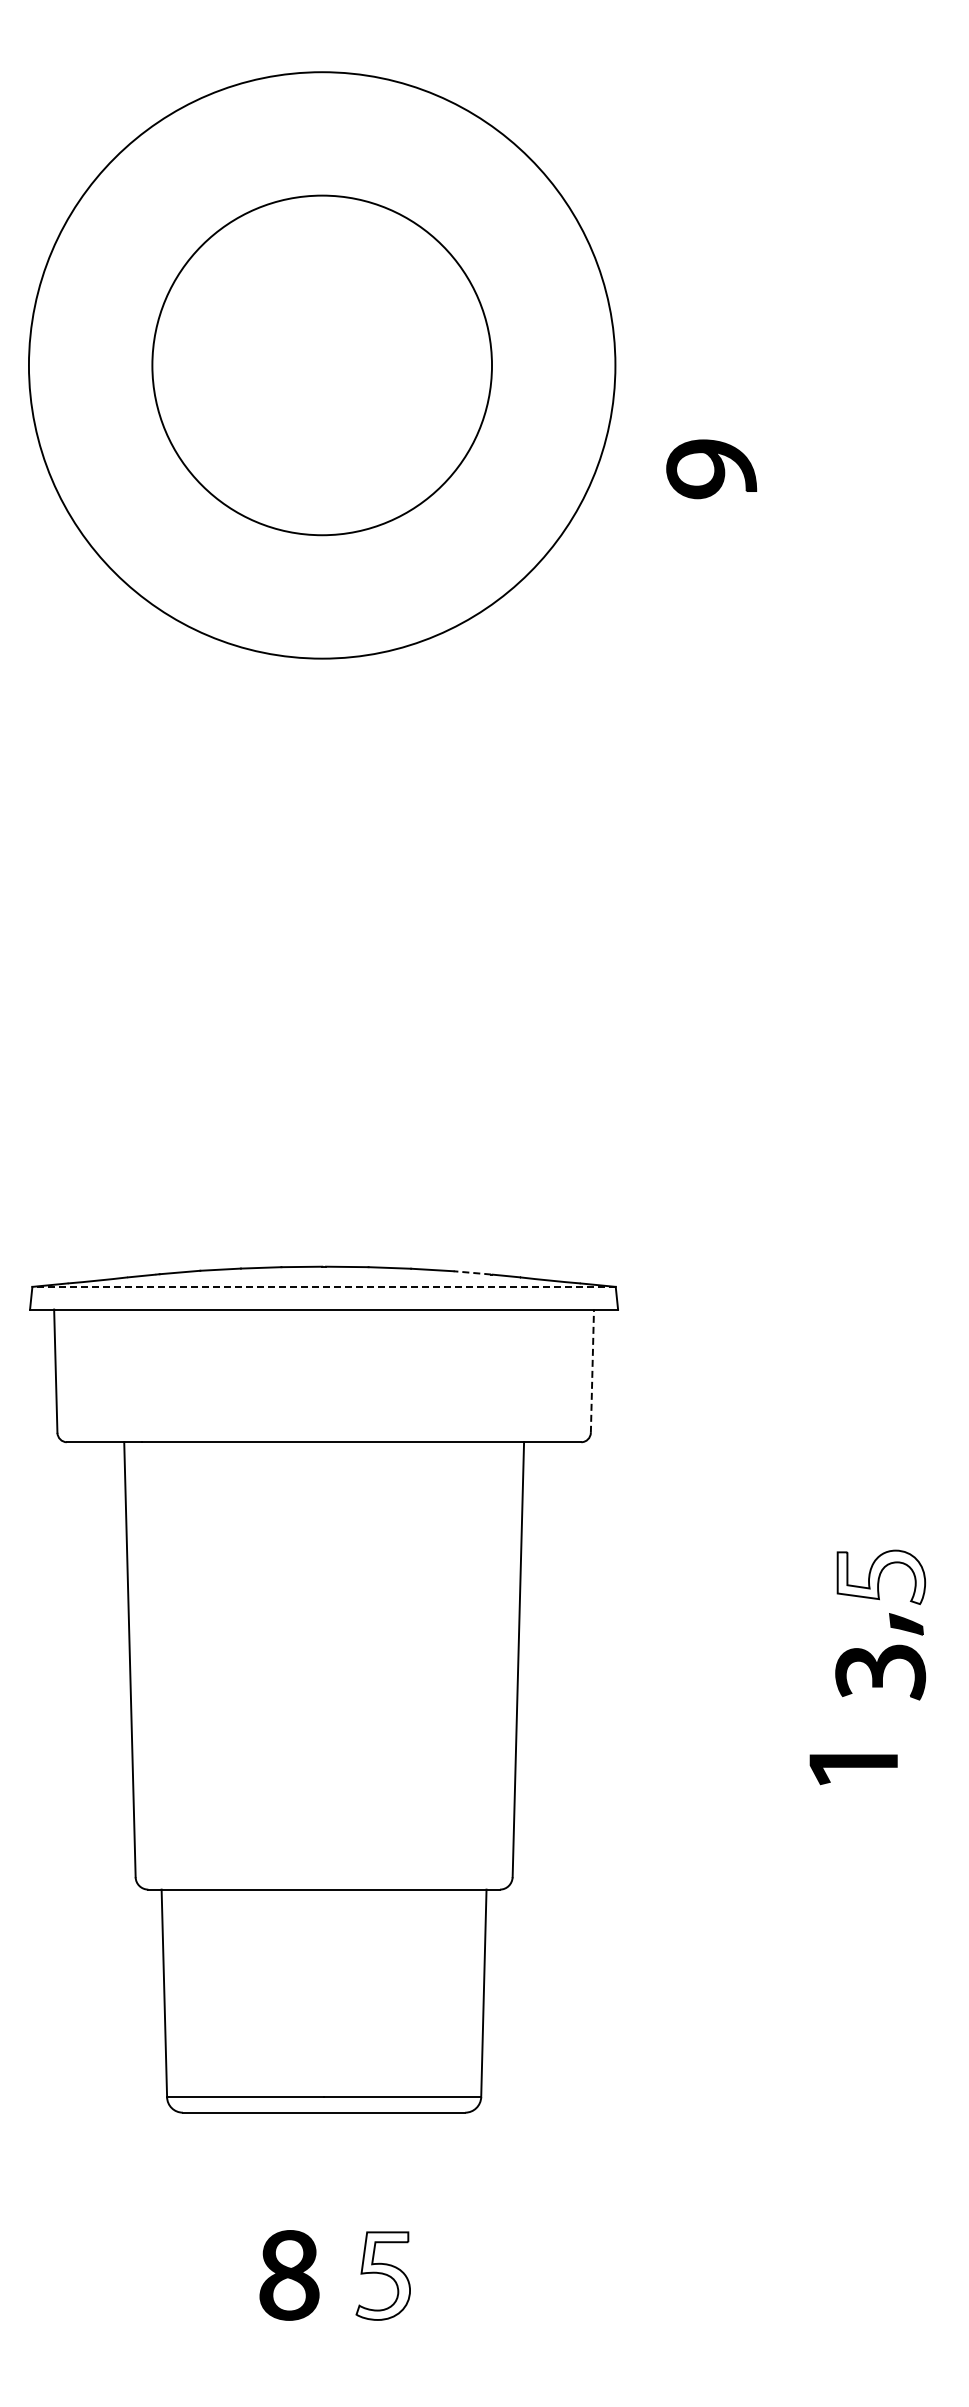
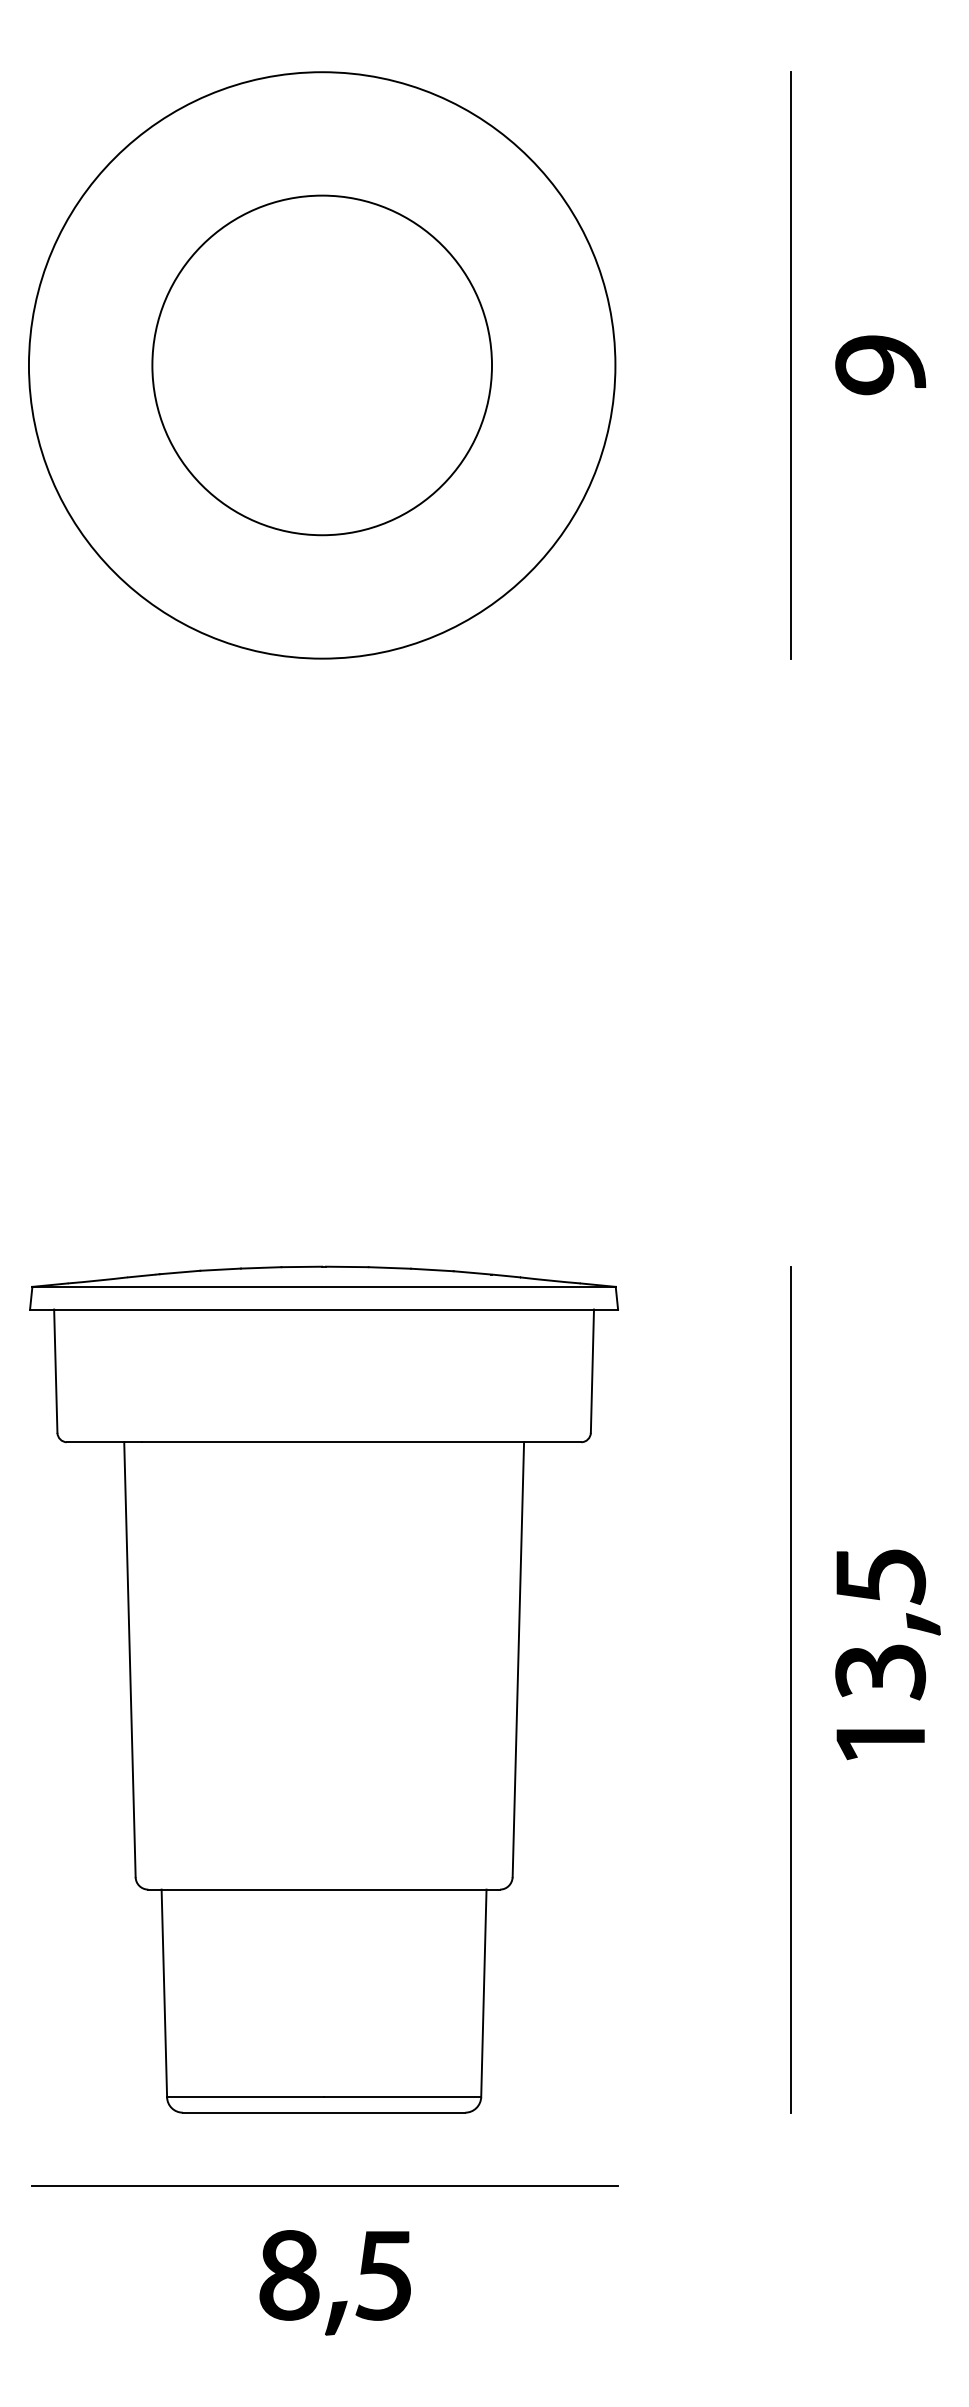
line: none -> present (790, 365)
part position: (711, 469) -> (880, 365) (880, 365)
line: dashed -> solid (472, 1272)
line: dashed -> solid (324, 1286)
line: dashed -> solid (592, 1371)
fill: none -> present (881, 1577)
part position: (906, 1624) -> (923, 1624) (923, 1624)
line: none -> present (790, 1689)
part position: (853, 1769) -> (880, 1744) (880, 1744)
line: none -> present (325, 2185)
fill: none -> present (383, 2275)
part: none -> present (336, 2317)
